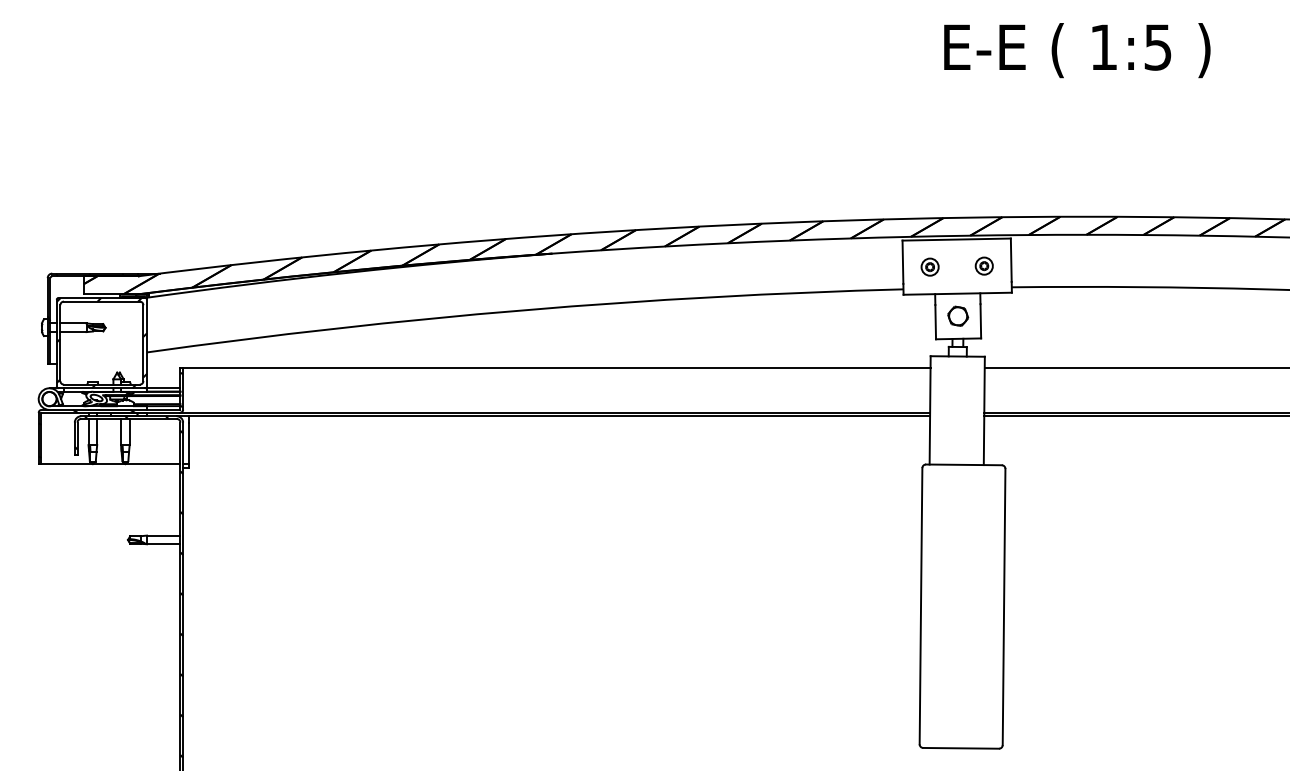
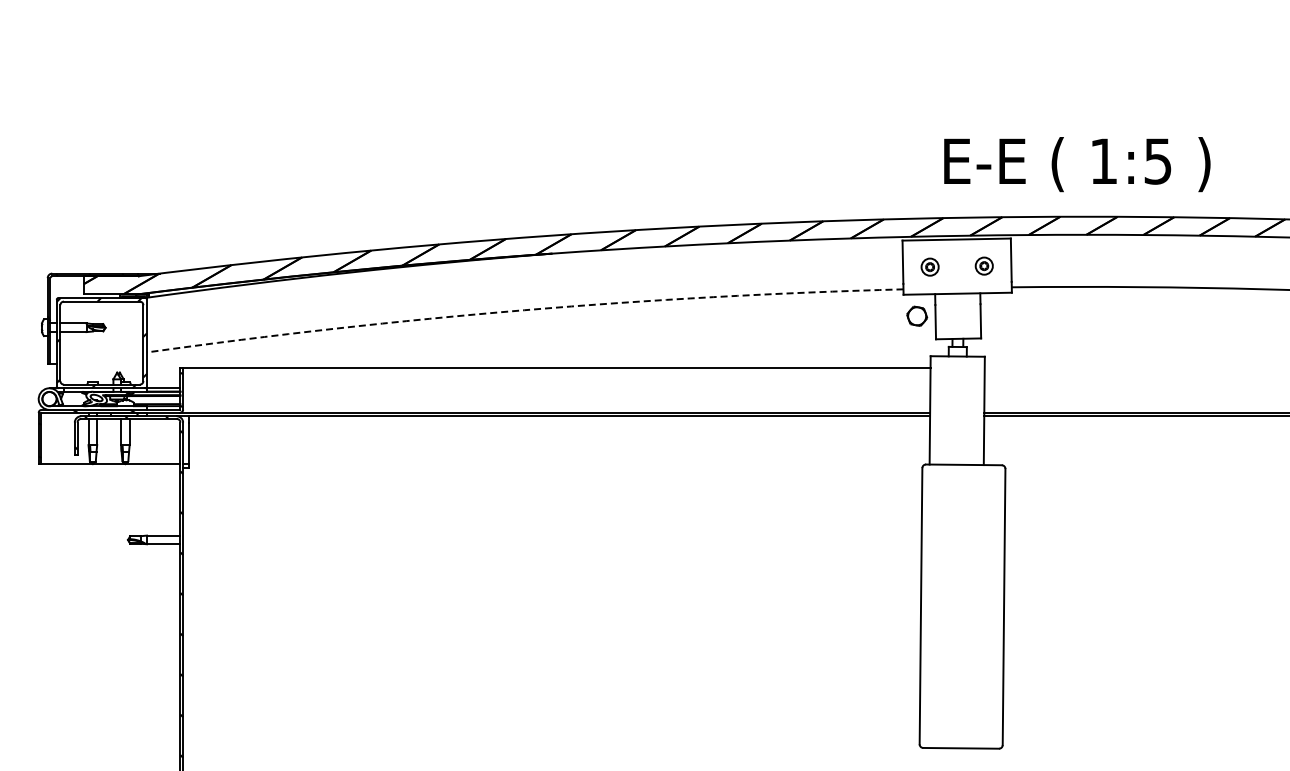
text position: (1077, 50) -> (1077, 164) (1077, 164)
arc: solid -> dashed (524, 310)
part position: (958, 315) -> (917, 315) (917, 315)
line: present -> none (1135, 367)
